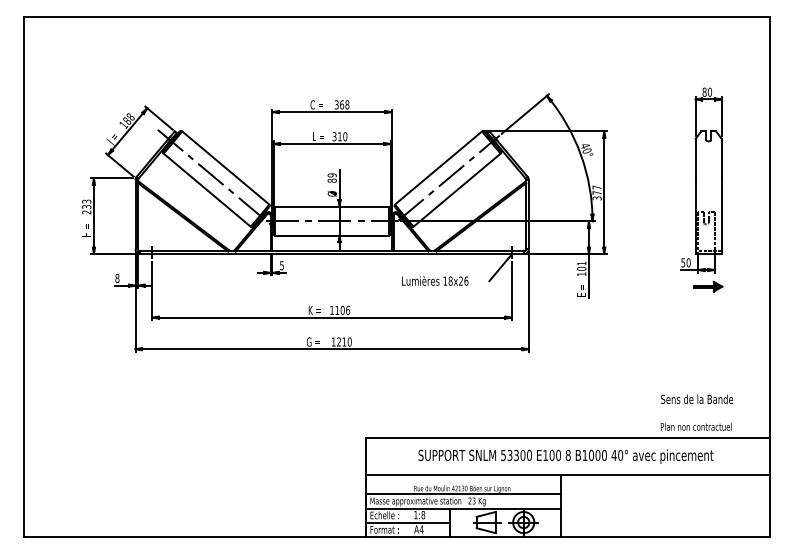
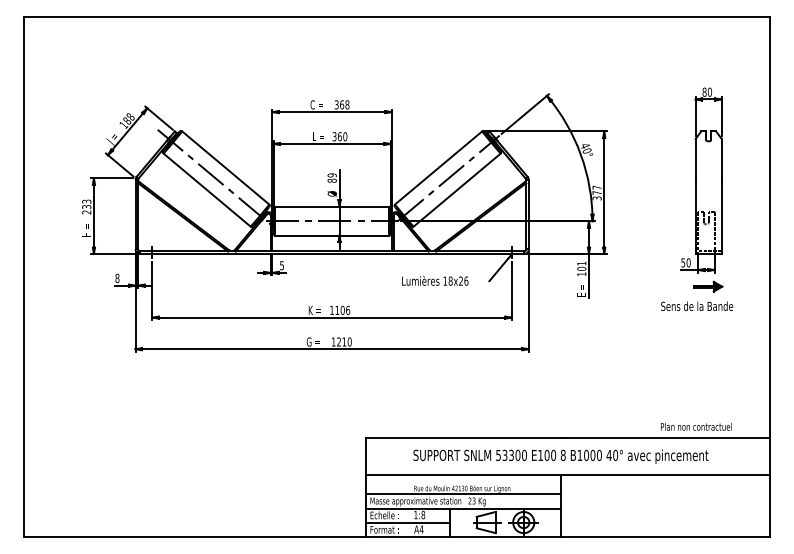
text: 310 -> 360 (339, 136)
text position: (697, 398) -> (697, 305) (697, 305)
text position: (565, 456) -> (560, 456) (560, 456)
